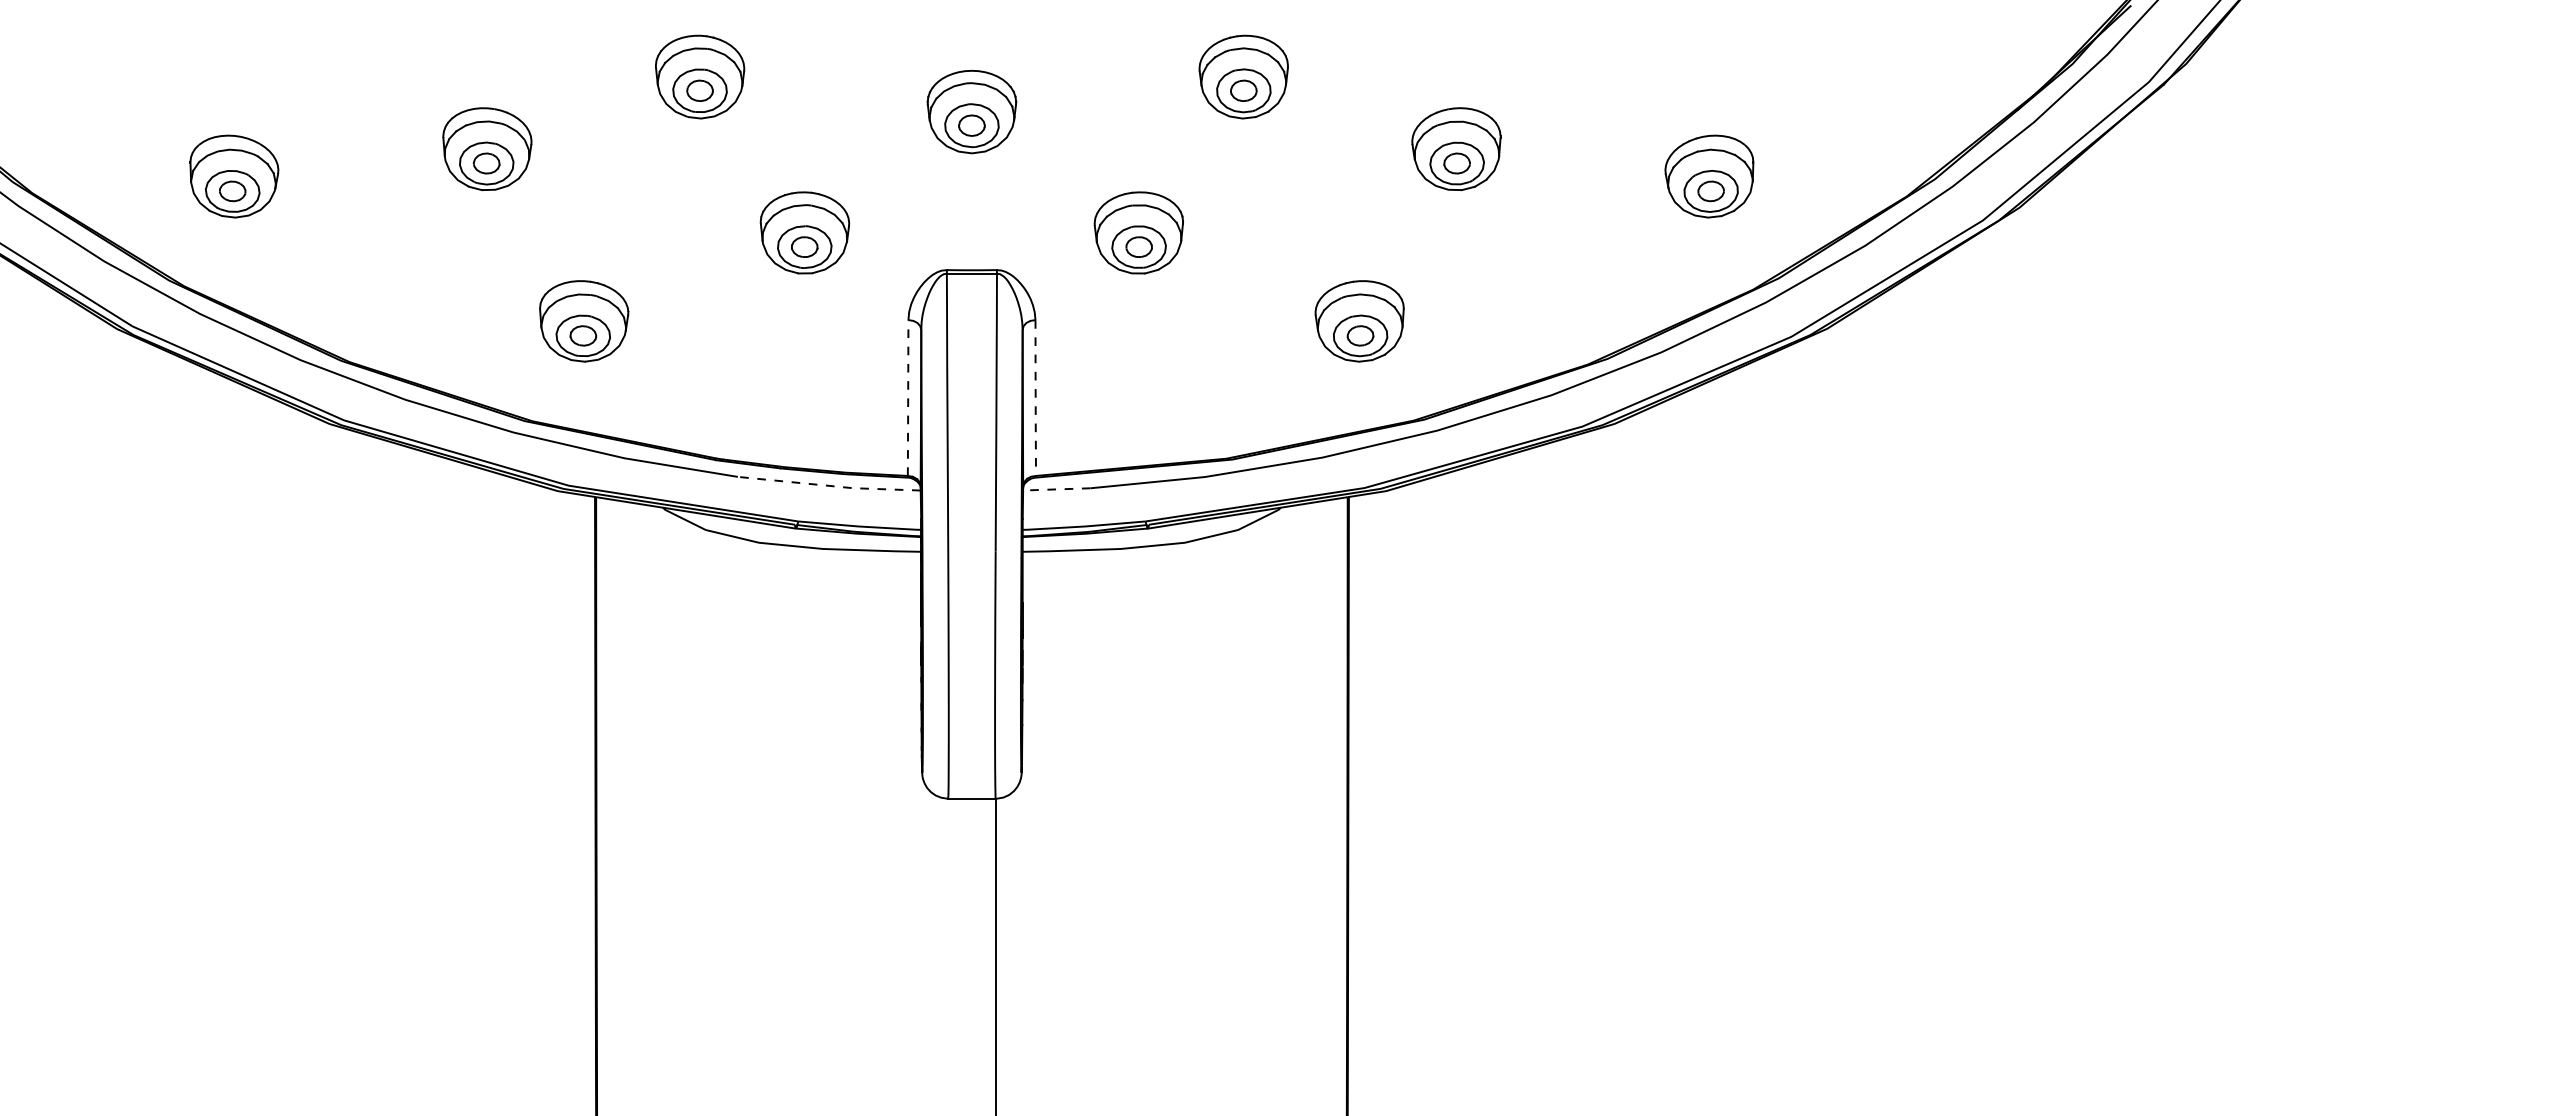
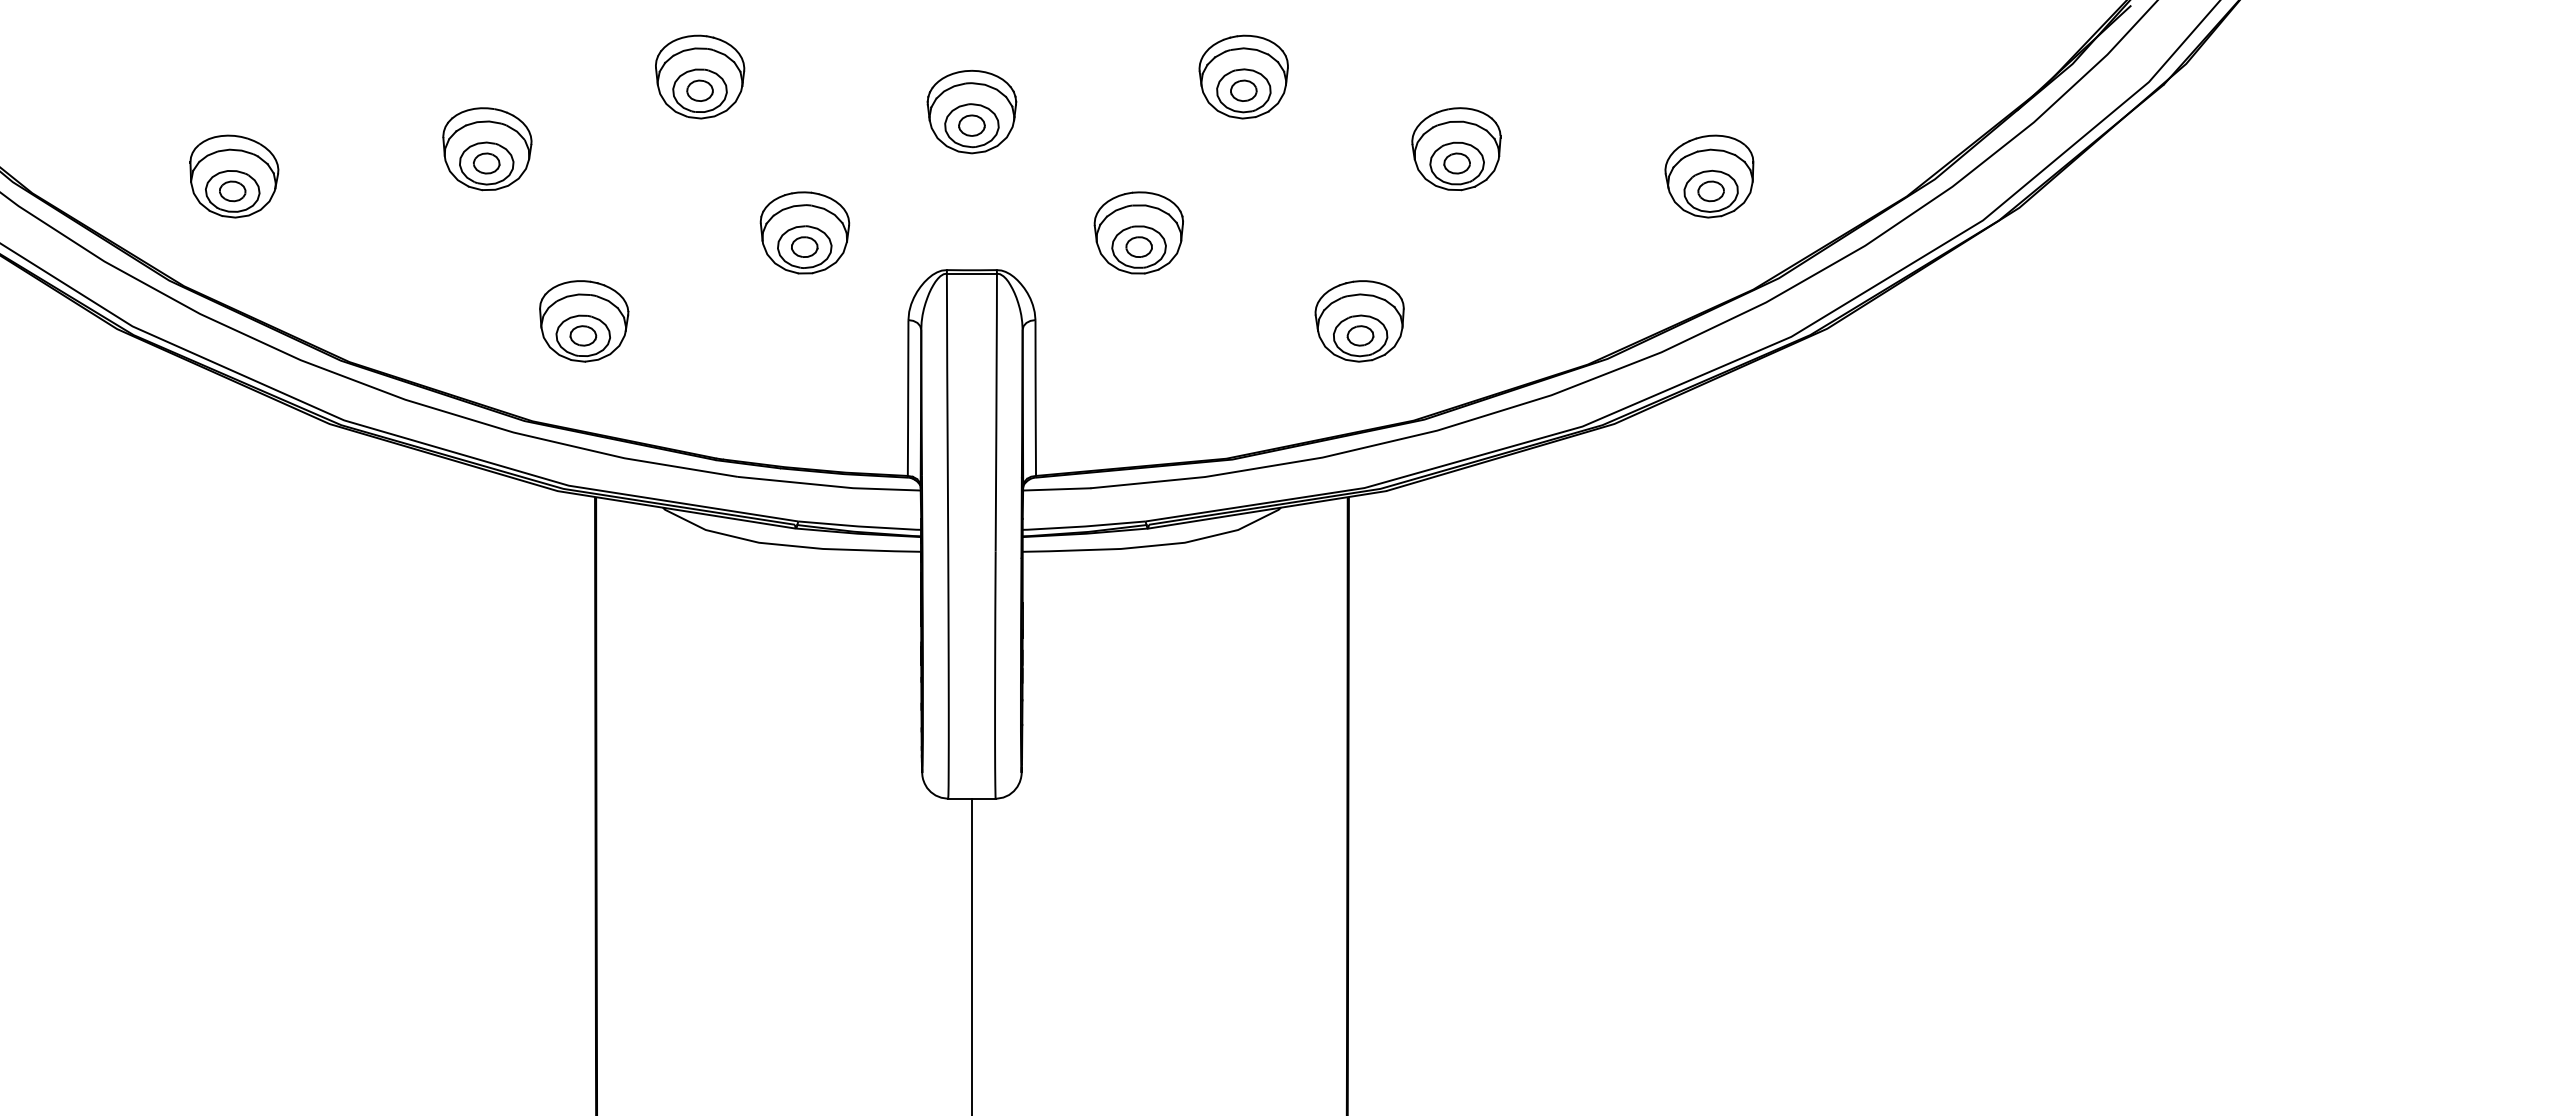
line: dashed -> solid (908, 398)
line: dashed -> solid (1035, 398)
line: dashed -> solid (829, 485)
line: dashed -> solid (1056, 489)
line position: (995, 955) -> (971, 955) (971, 955)
